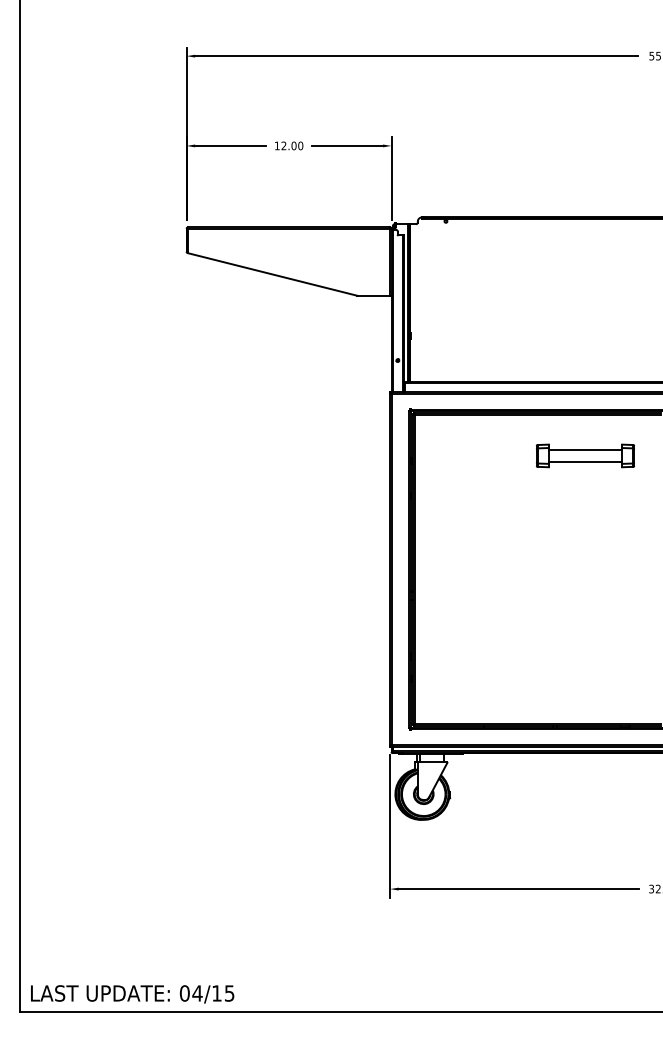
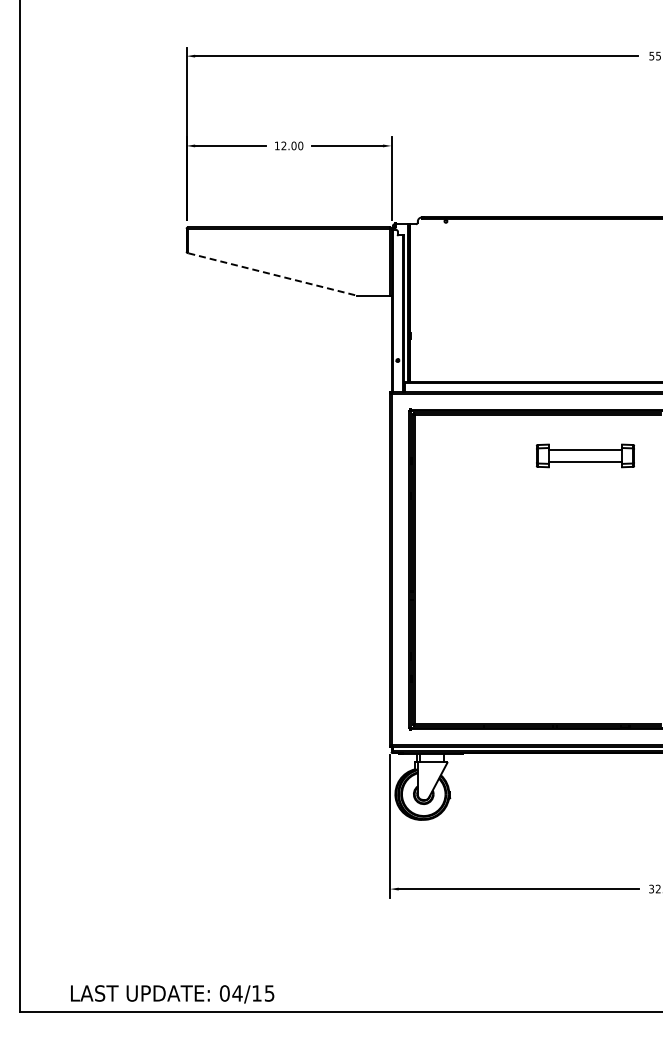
line: solid -> dashed (273, 274)
text position: (132, 994) -> (172, 994) (172, 994)
